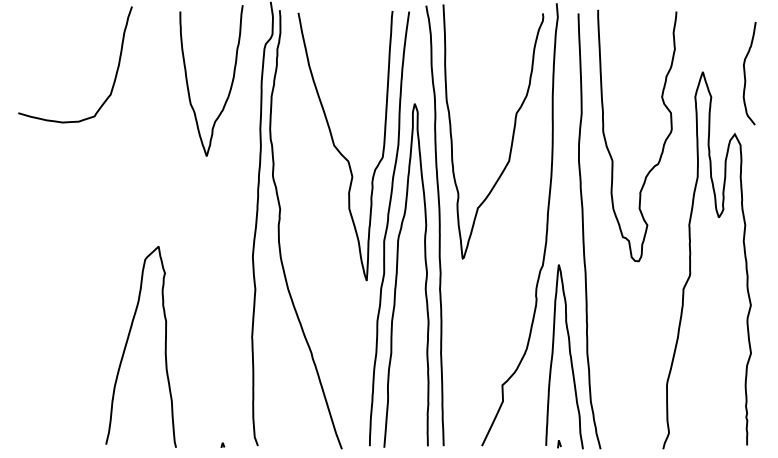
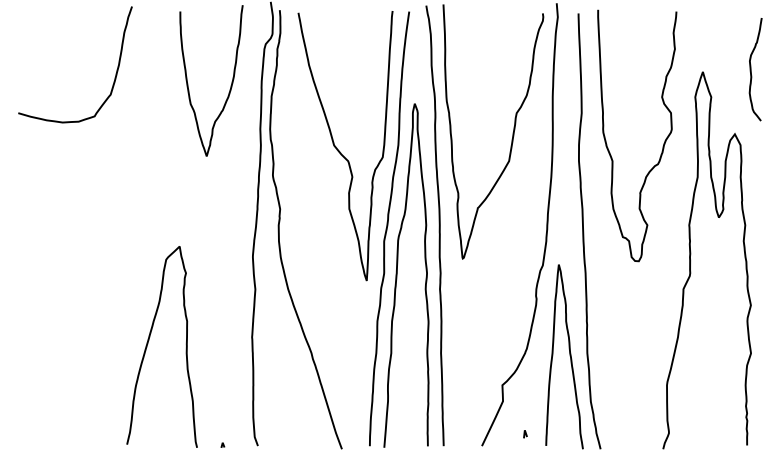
curve position: (745, 73) -> (751, 69) (751, 69)
curve position: (127, 344) -> (148, 344) (148, 344)
line position: (559, 444) -> (525, 434) (525, 434)
